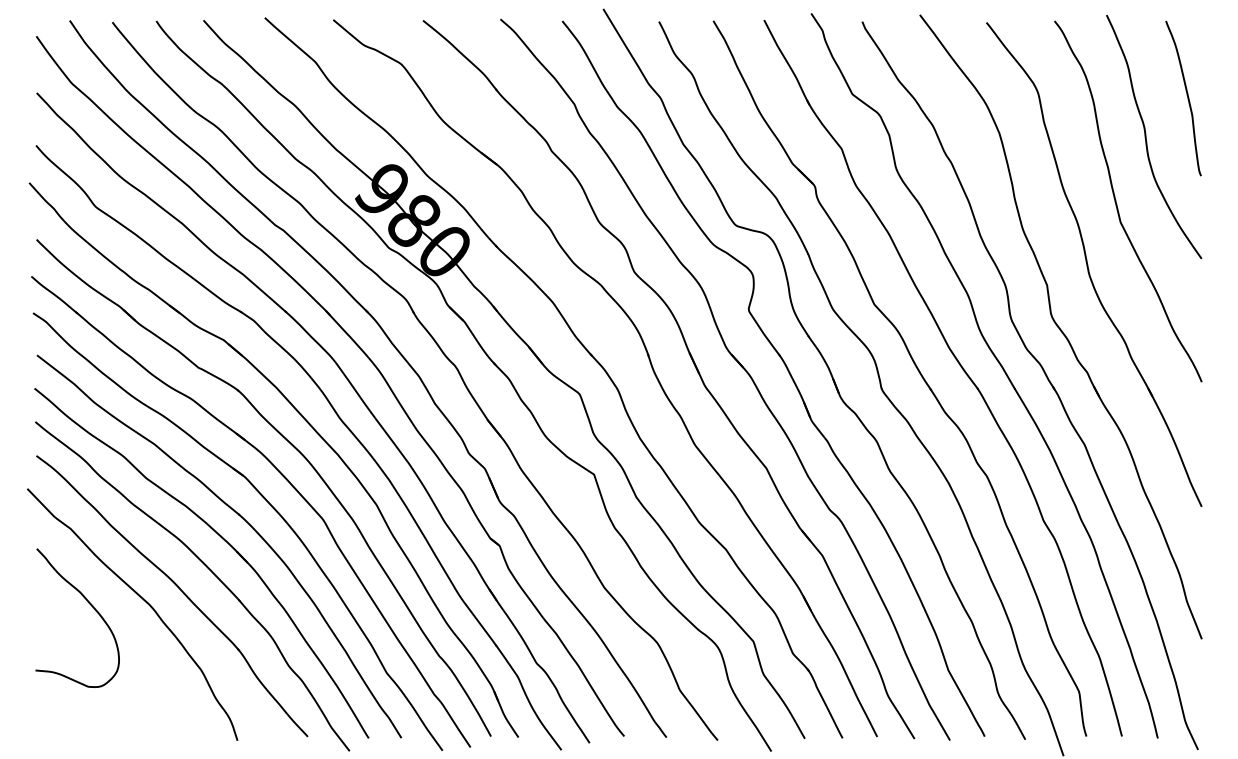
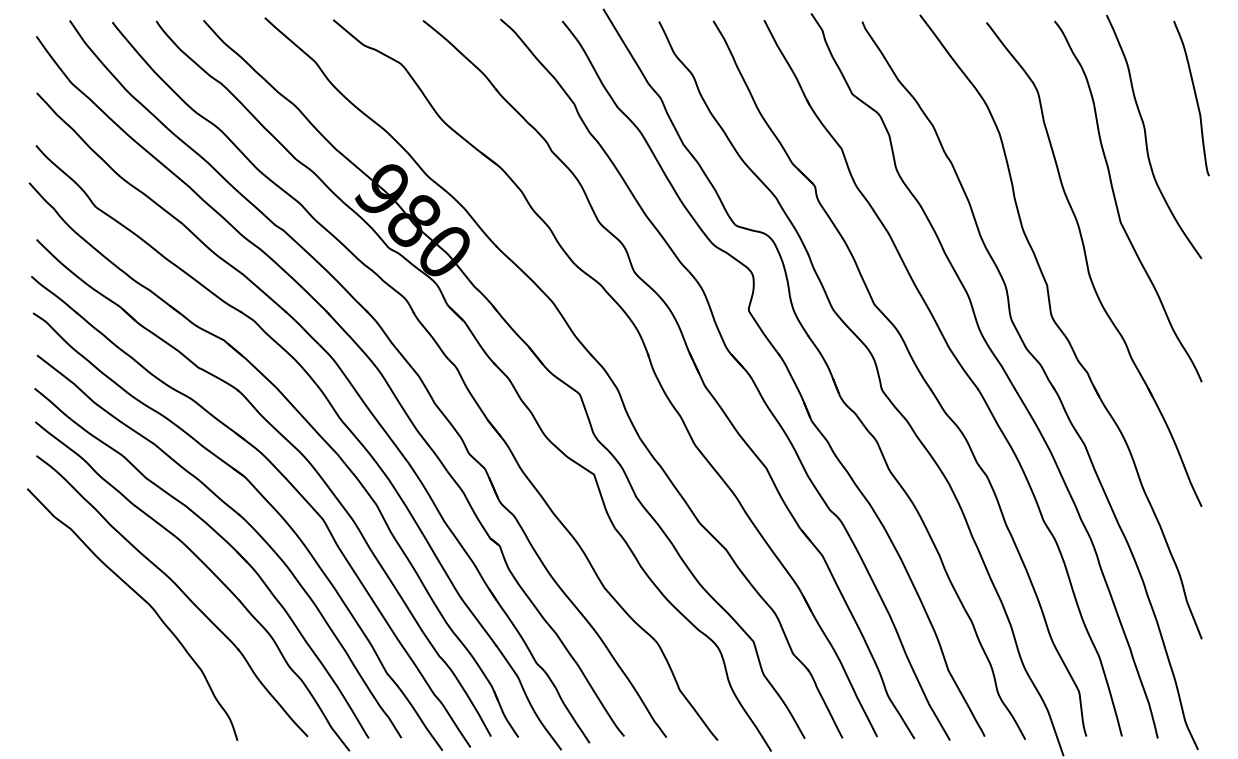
curve position: (1187, 98) -> (1195, 98) (1195, 98)
curve: present -> none (89, 604)
